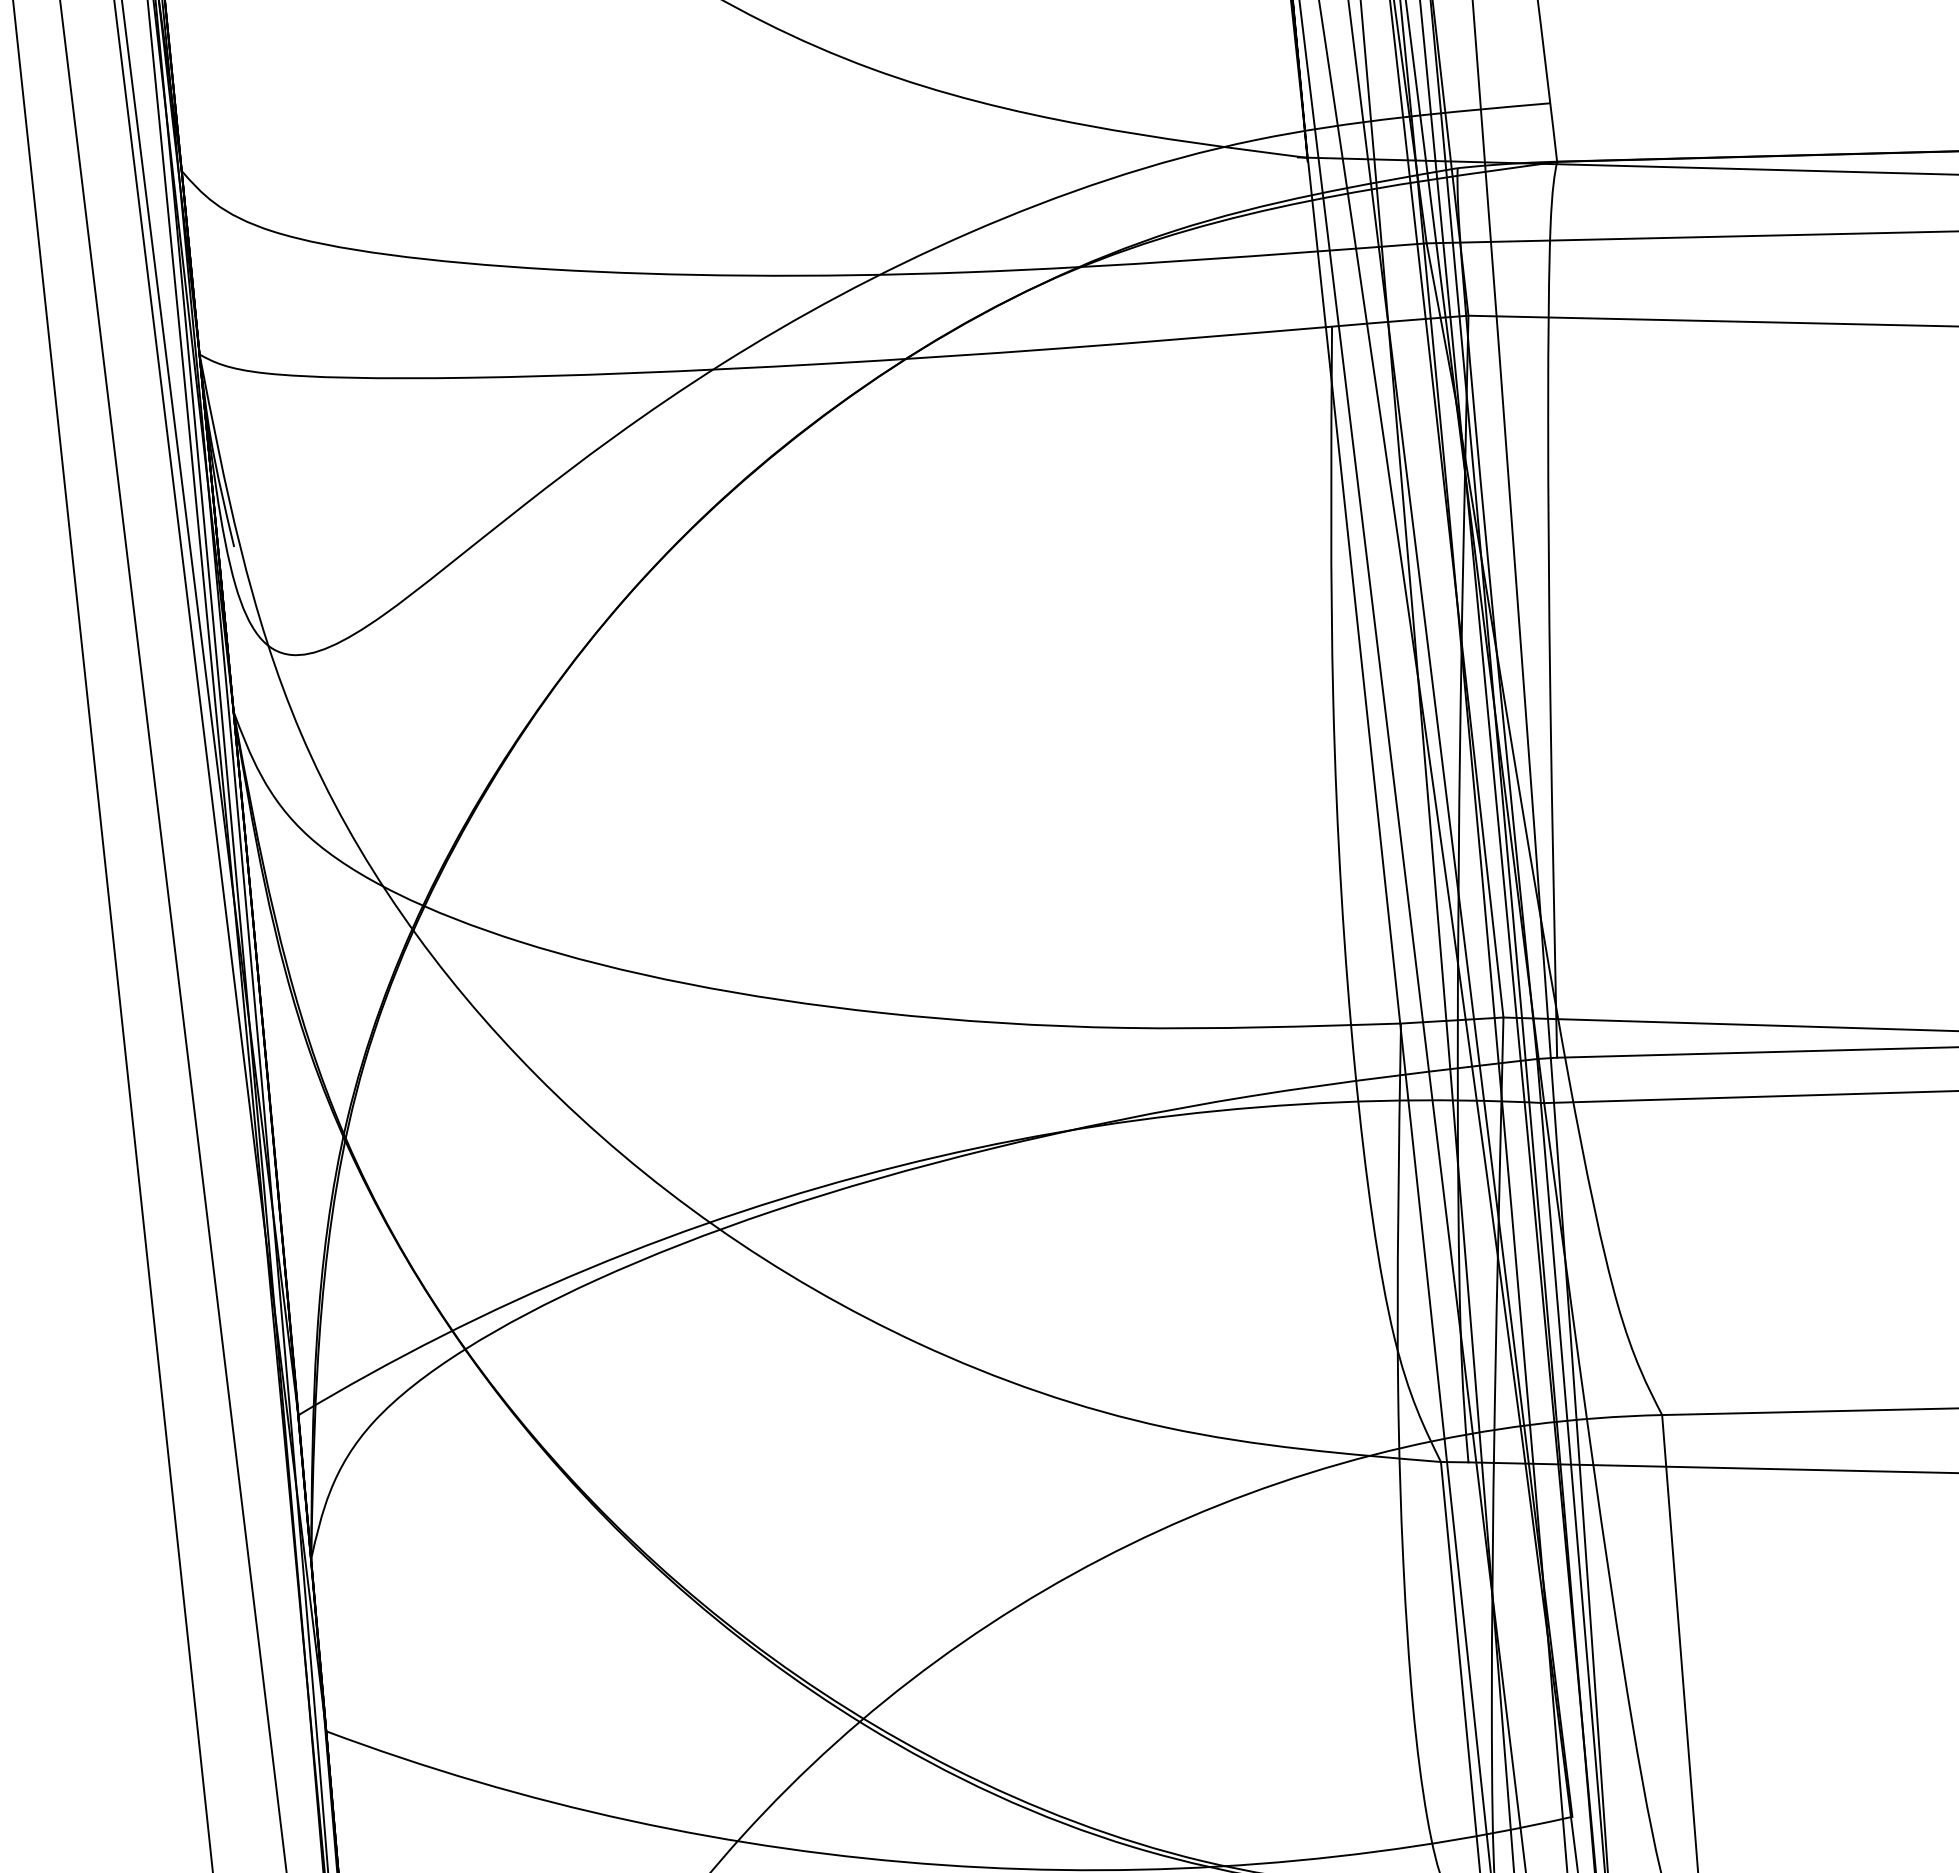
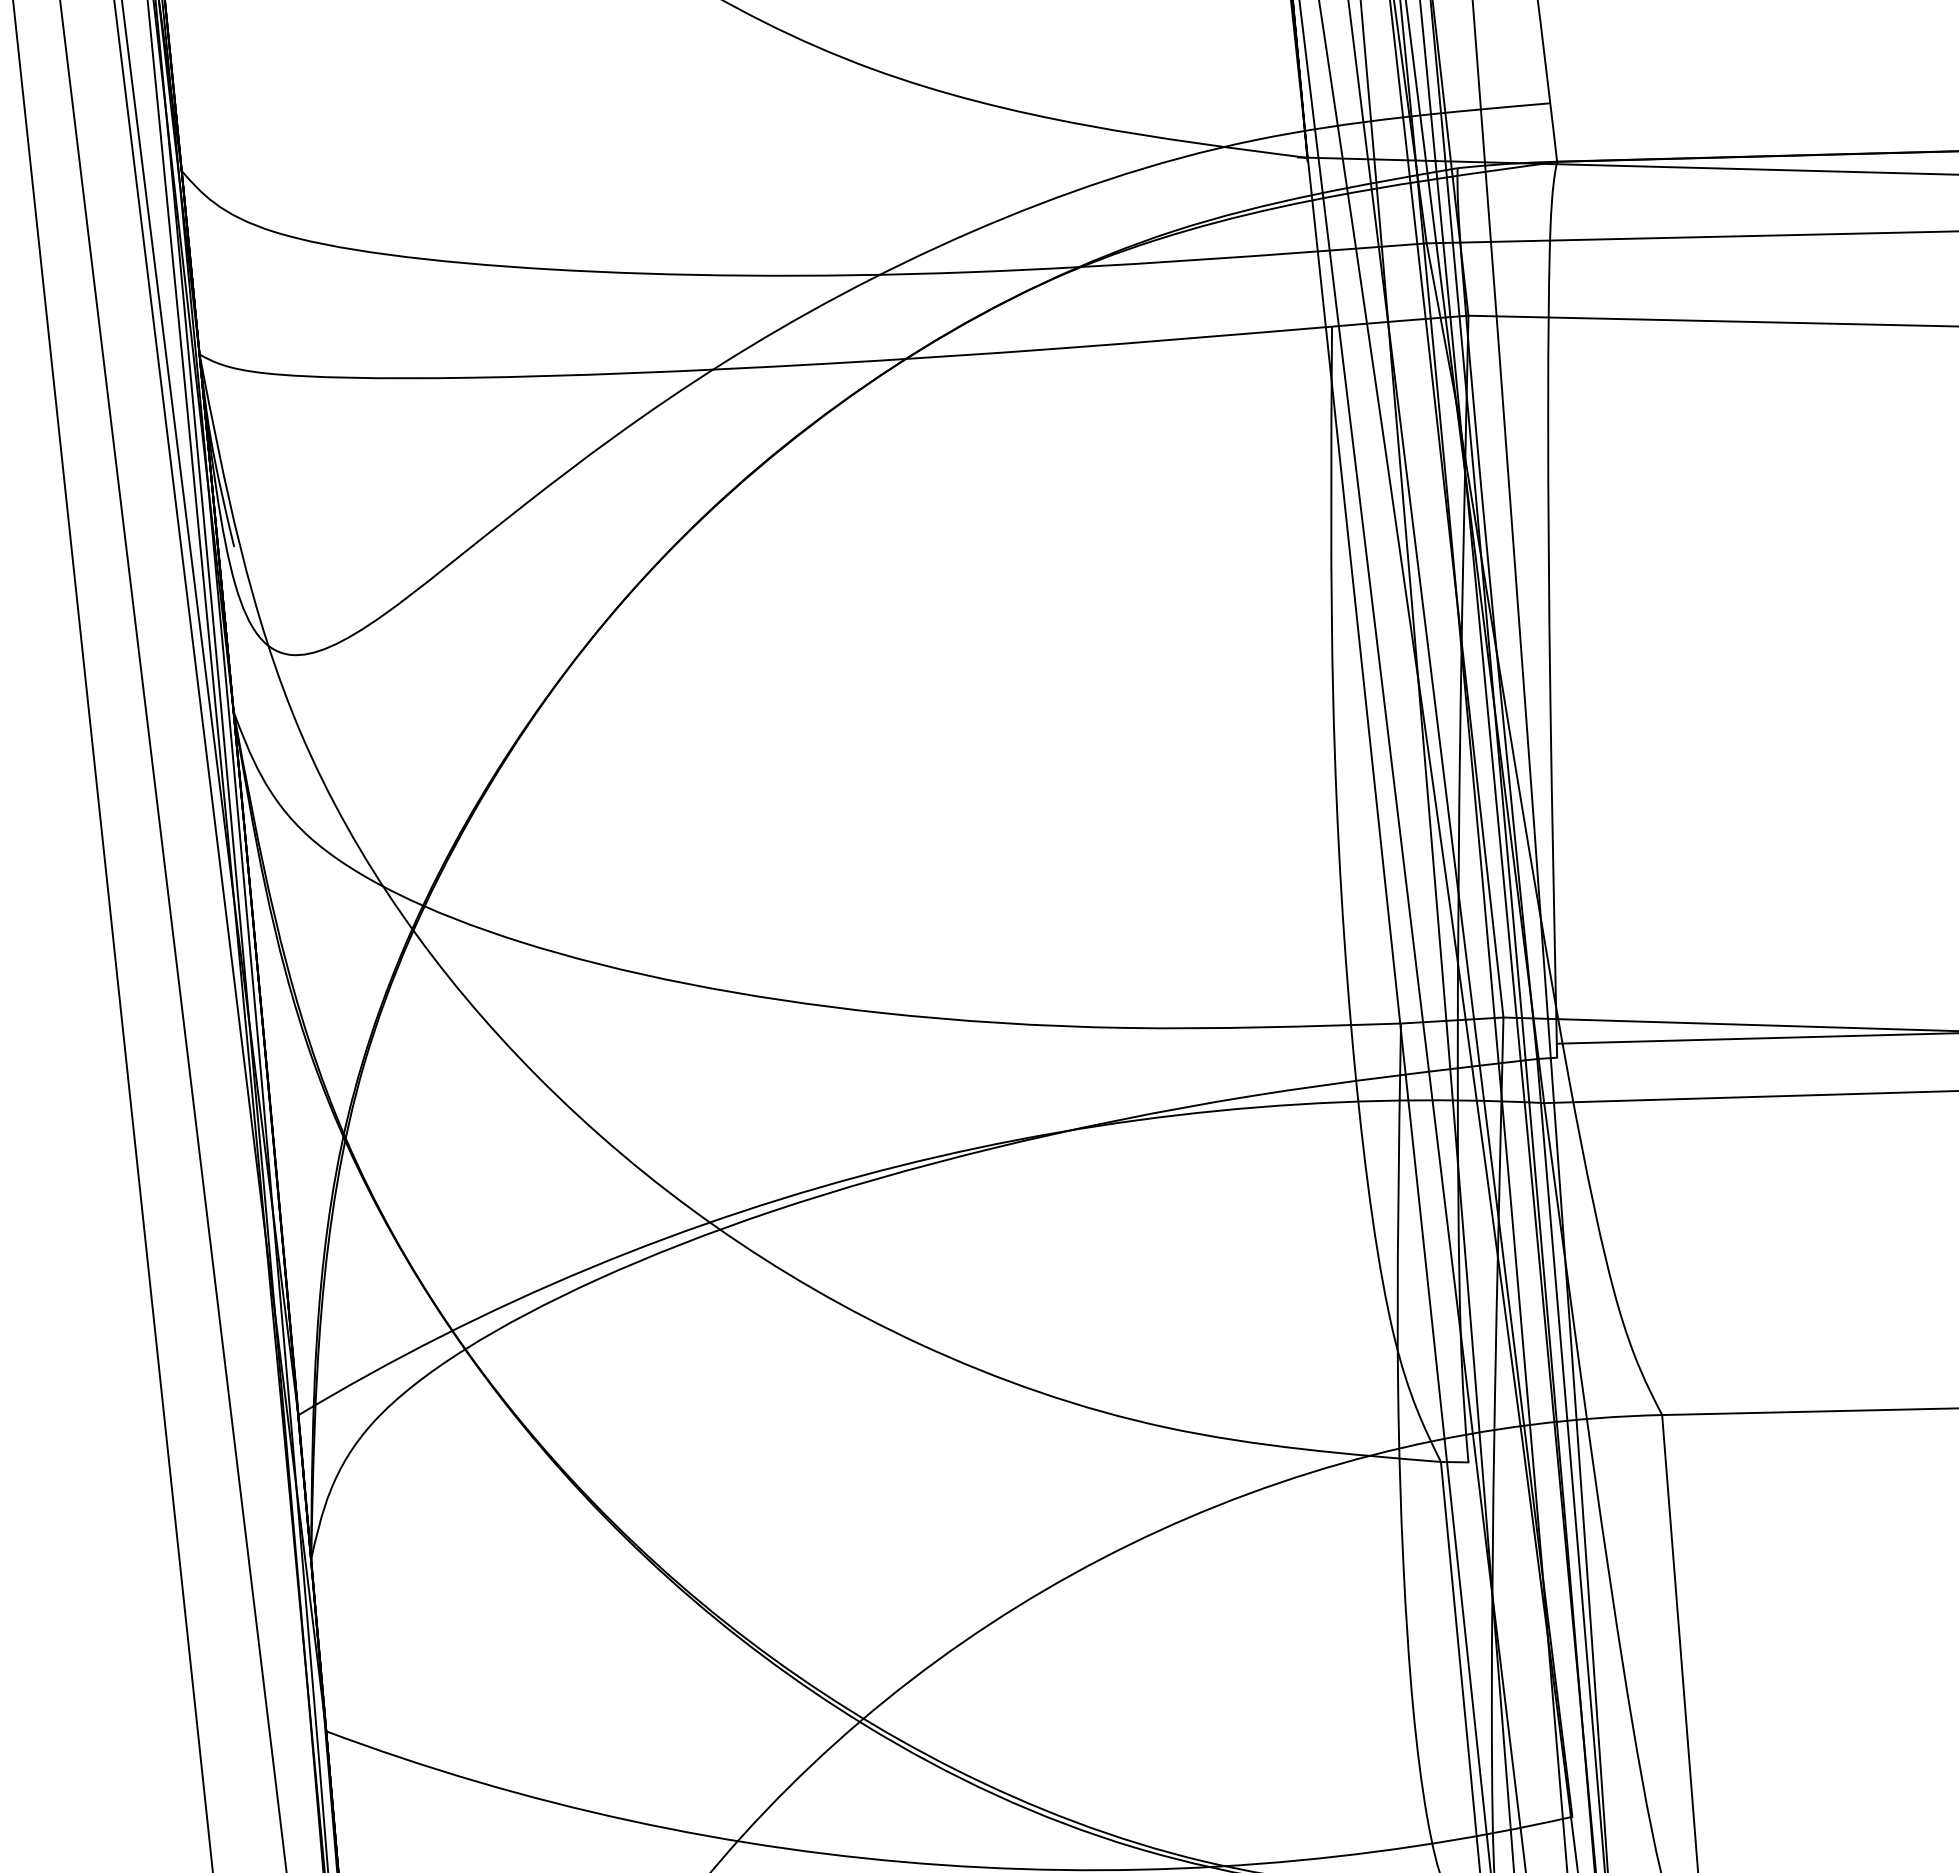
line position: (1756, 1052) -> (1756, 1038) (1756, 1038)
line: present -> none (1711, 1467)
